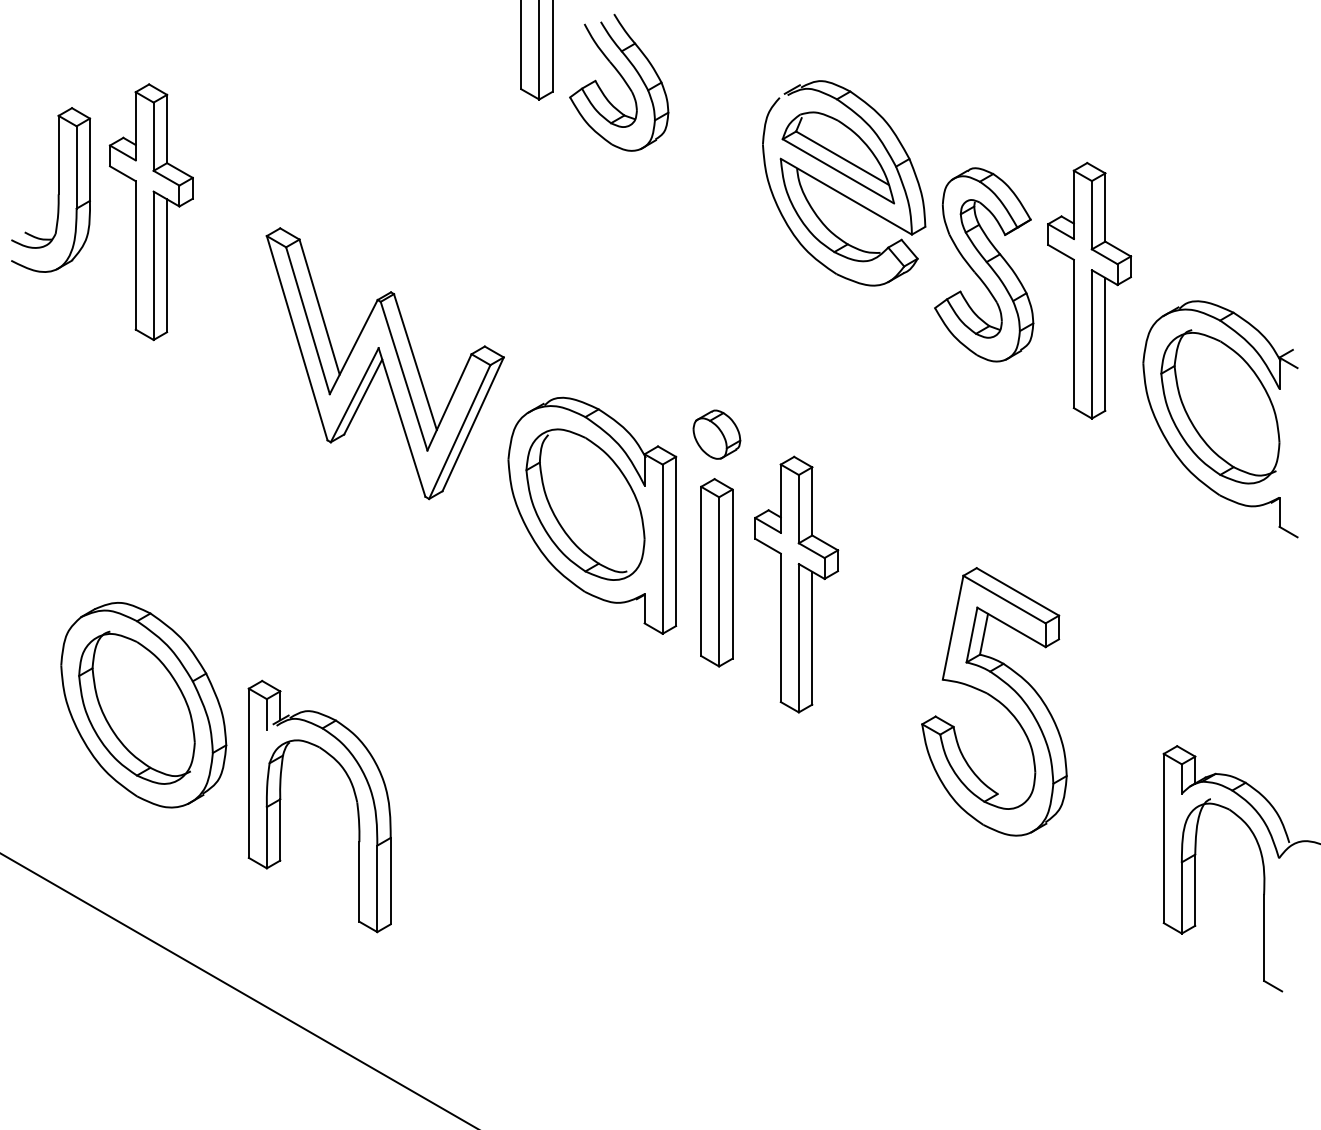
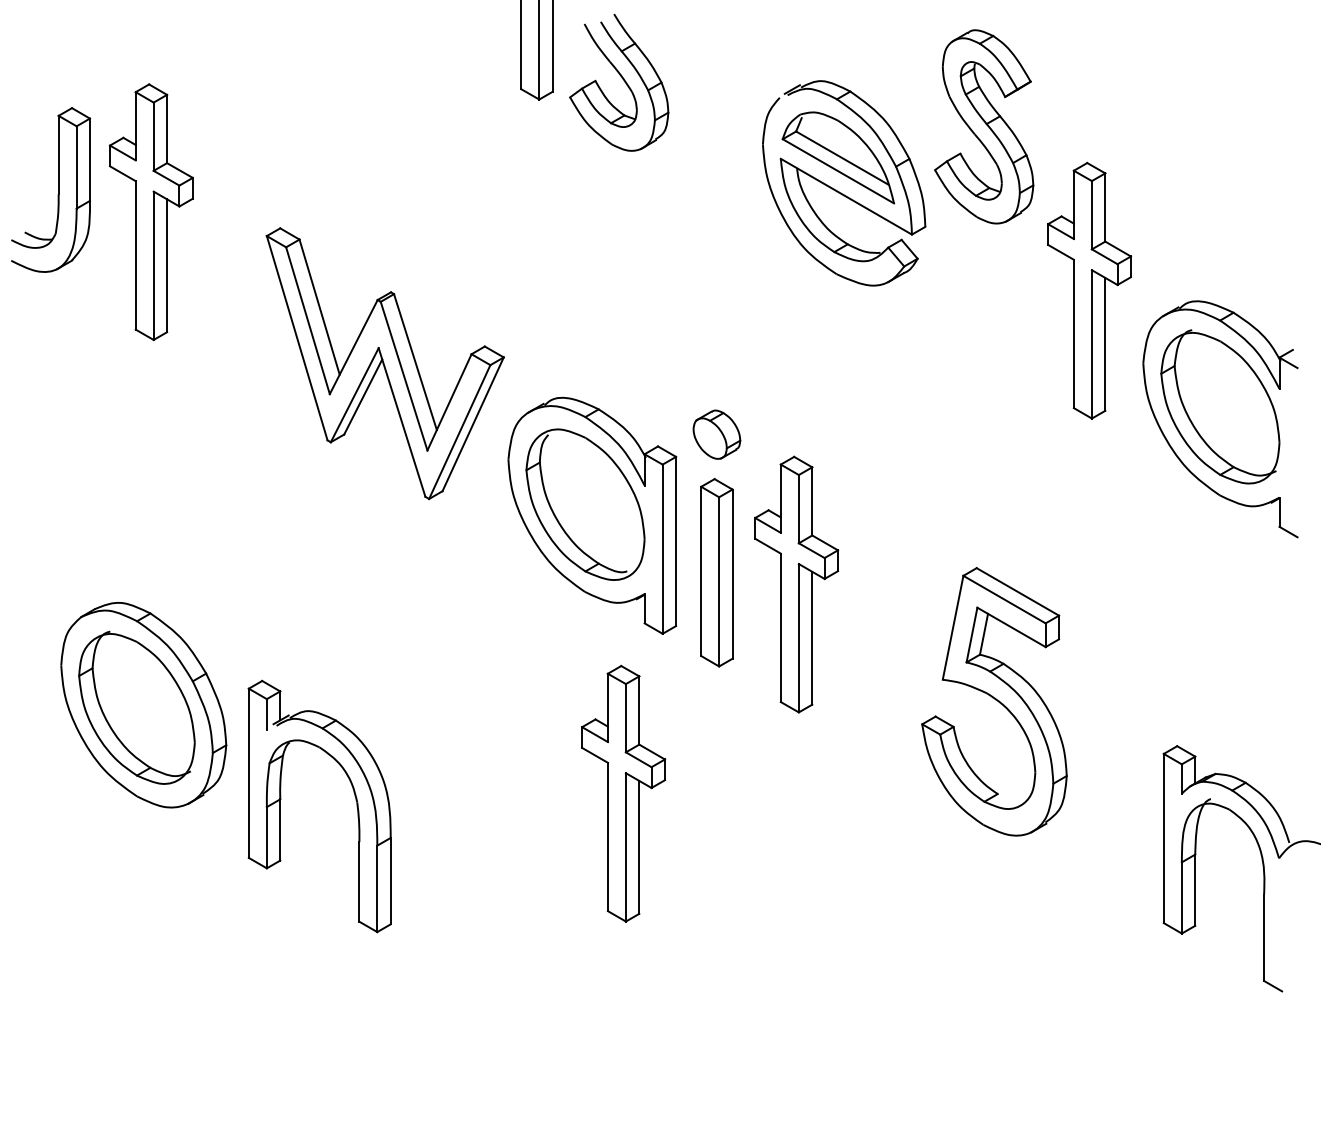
part position: (984, 264) -> (984, 126) (984, 126)
part: none -> present (623, 793)
line: present -> none (237, 990)
